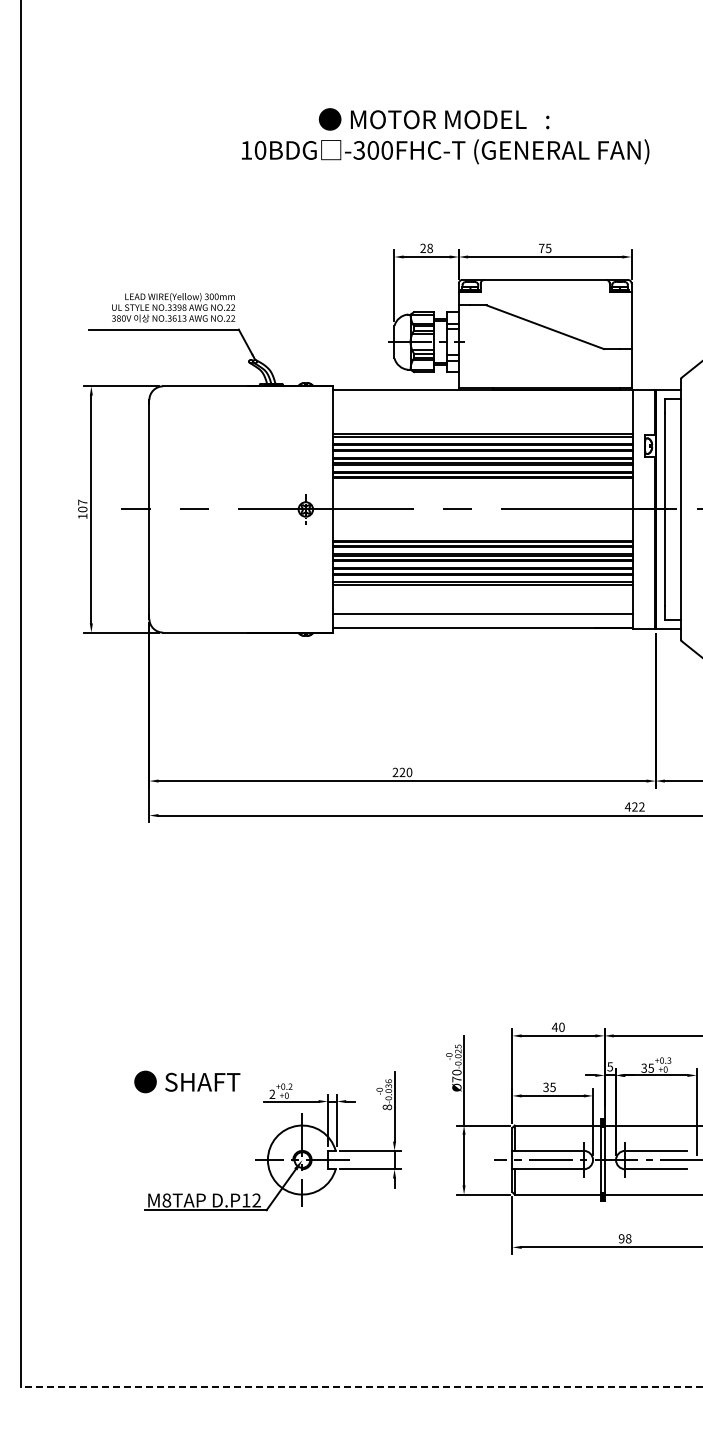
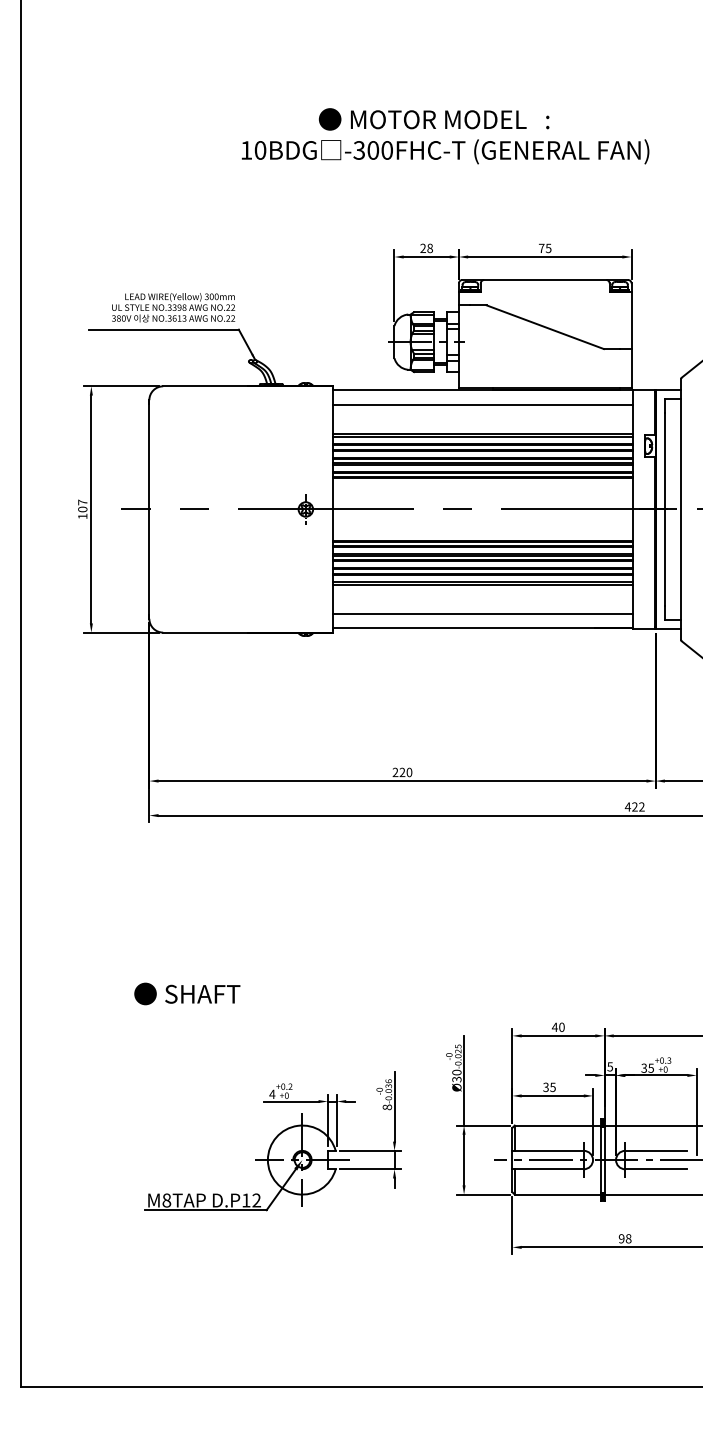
line: none -> present (482, 405)
text: Ø70 -> Ø30 (456, 1079)
text position: (187, 1081) -> (187, 993) (187, 993)
text: 2 -> 4 (272, 1093)
line: dashed -> solid (362, 1387)
